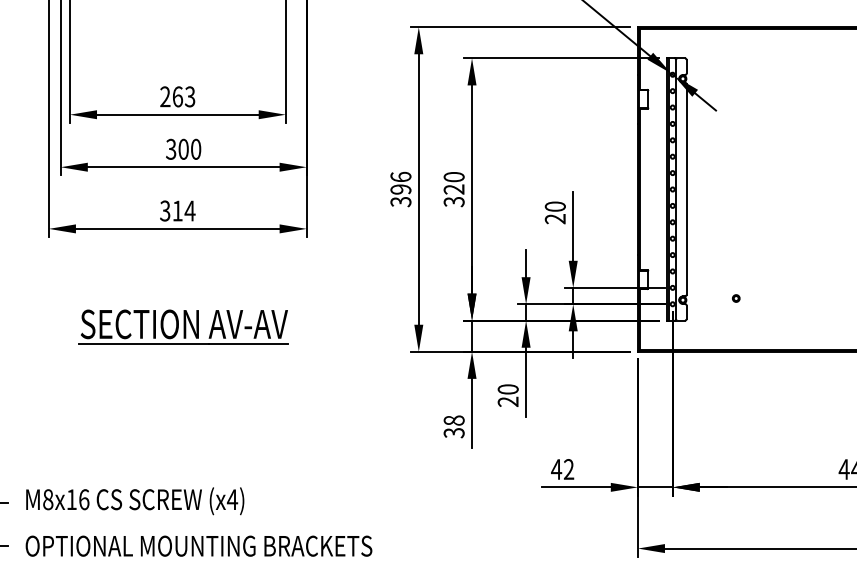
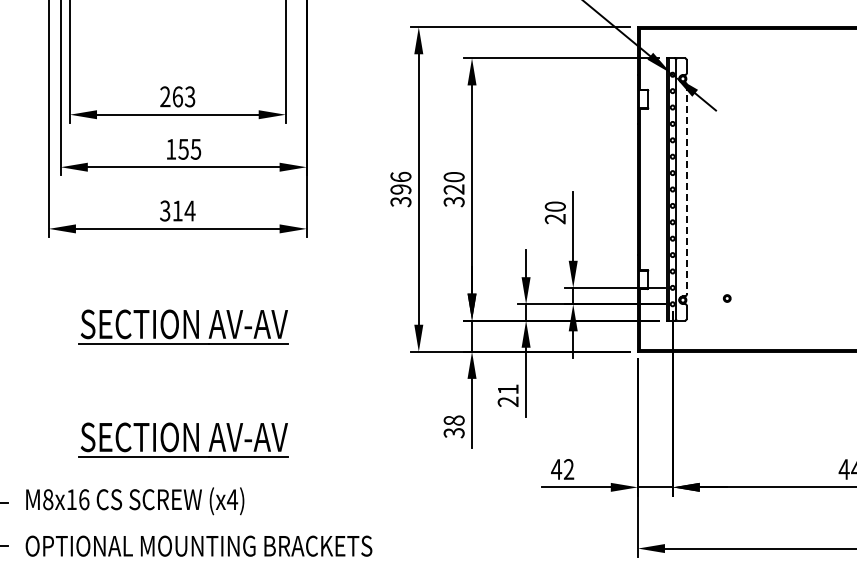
text: 300 -> 155 (183, 148)
line: solid -> dashed (686, 190)
part position: (735, 298) -> (726, 298) (726, 298)
text: 20 -> 21 (507, 389)
part: none -> present (183, 439)
